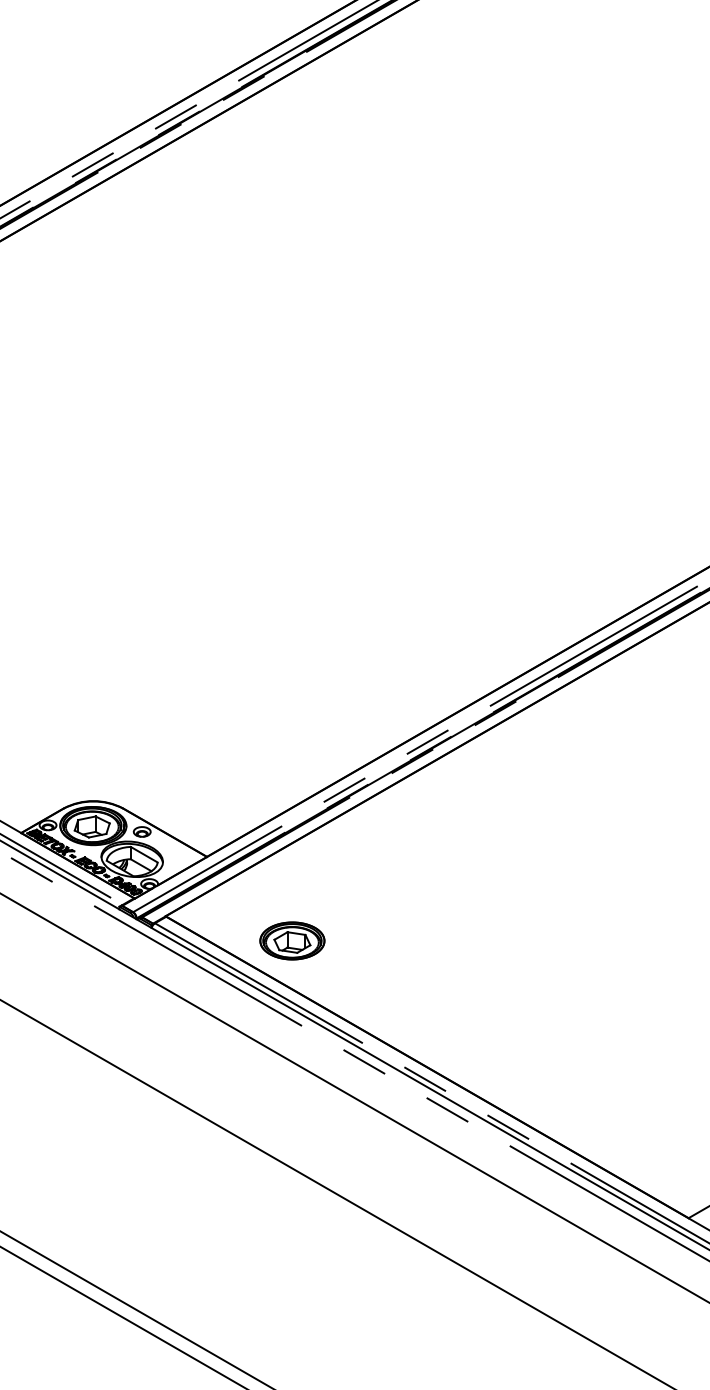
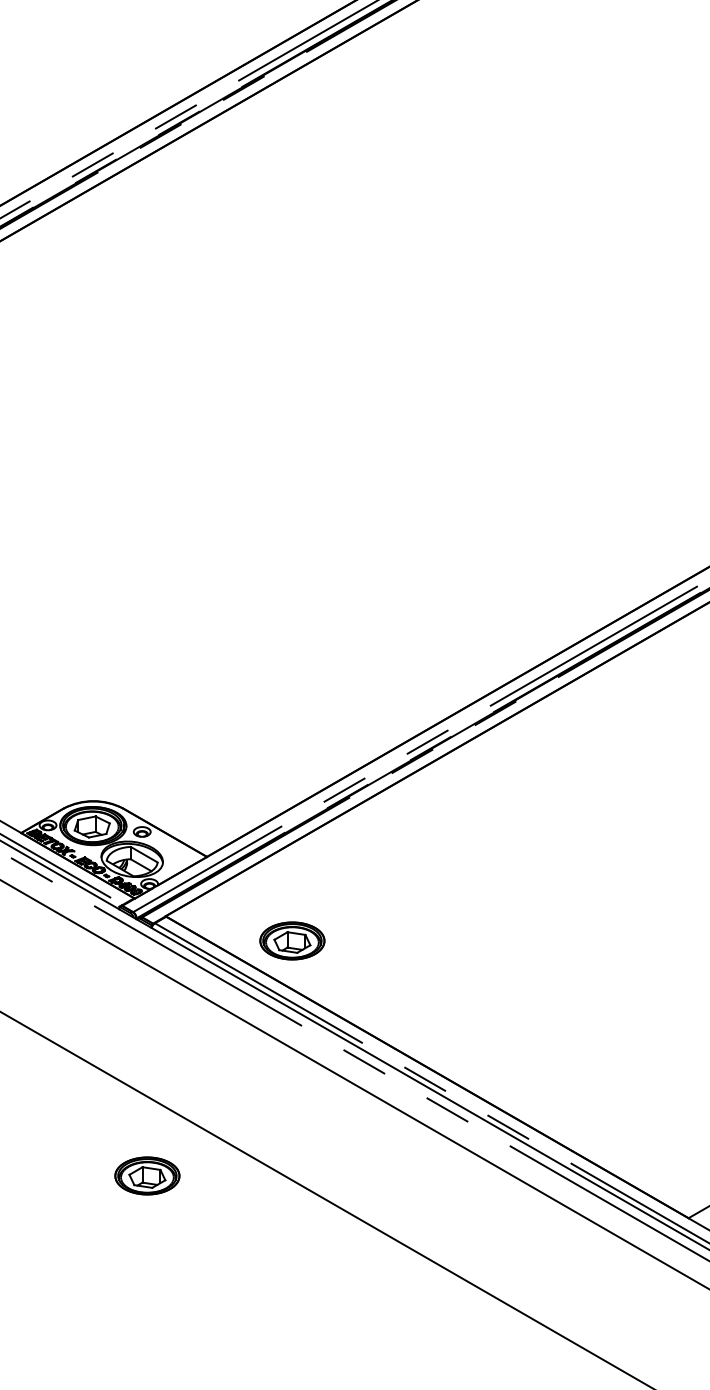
line position: (354, 1097) -> (354, 1084) (354, 1084)
part: none -> present (147, 1175)
line position: (336, 1193) -> (326, 1199) (326, 1199)
line: present -> none (135, 1309)
line: present -> none (122, 1316)
